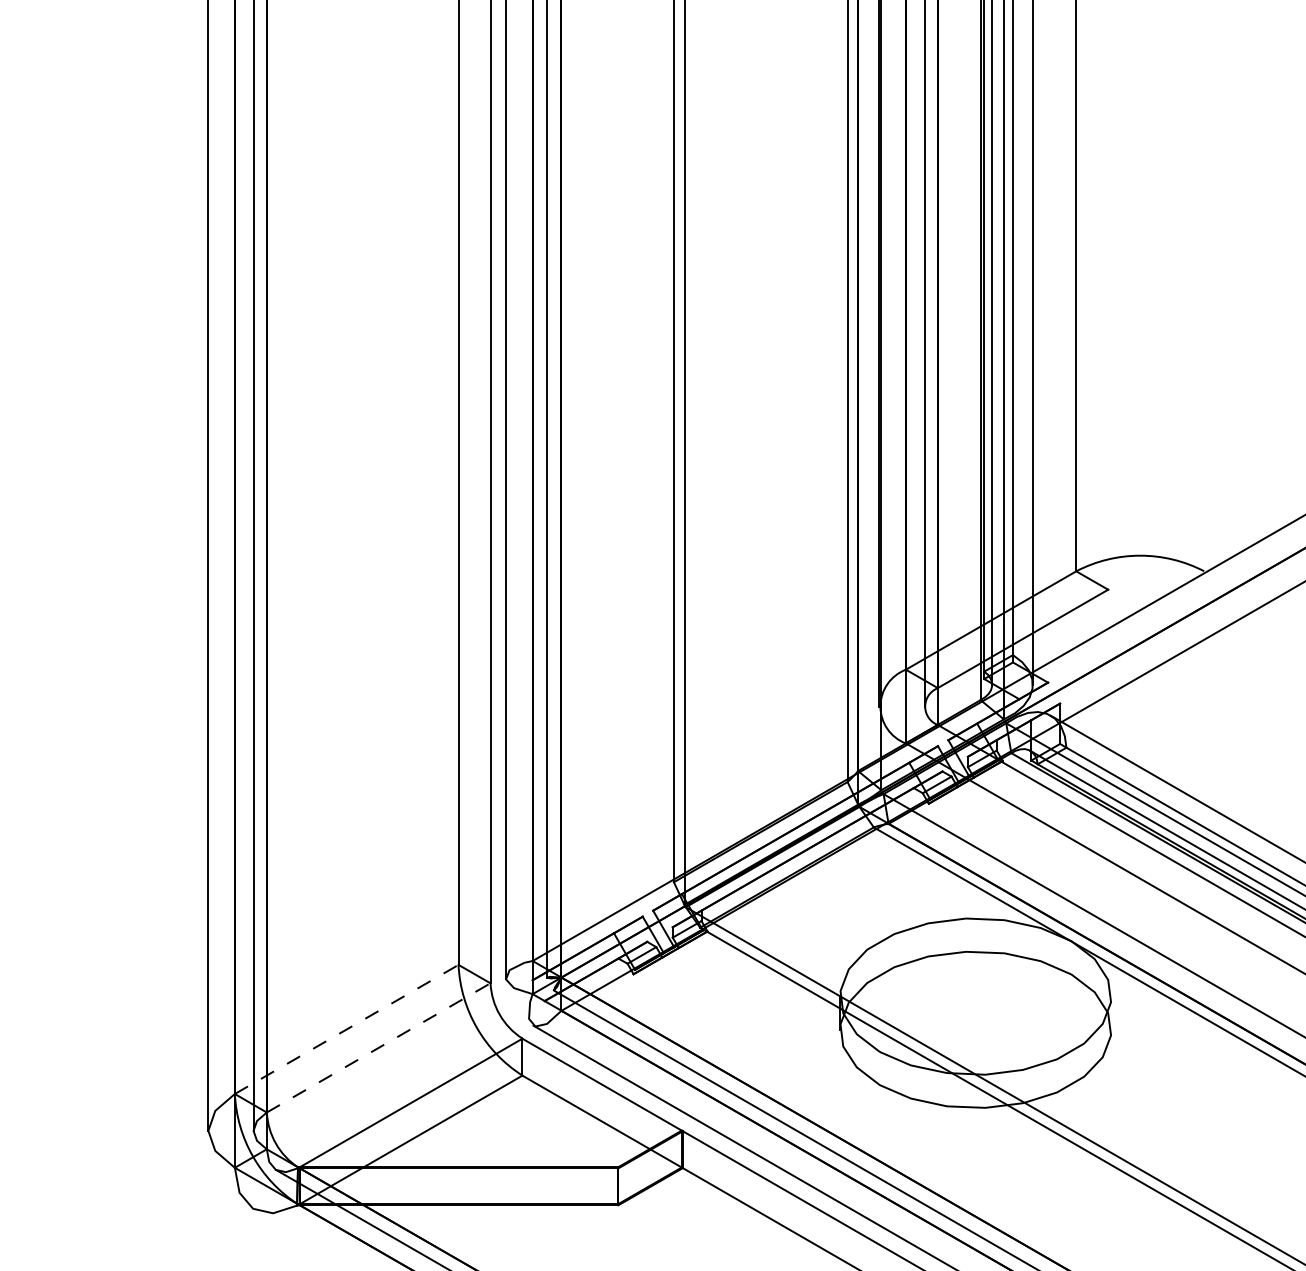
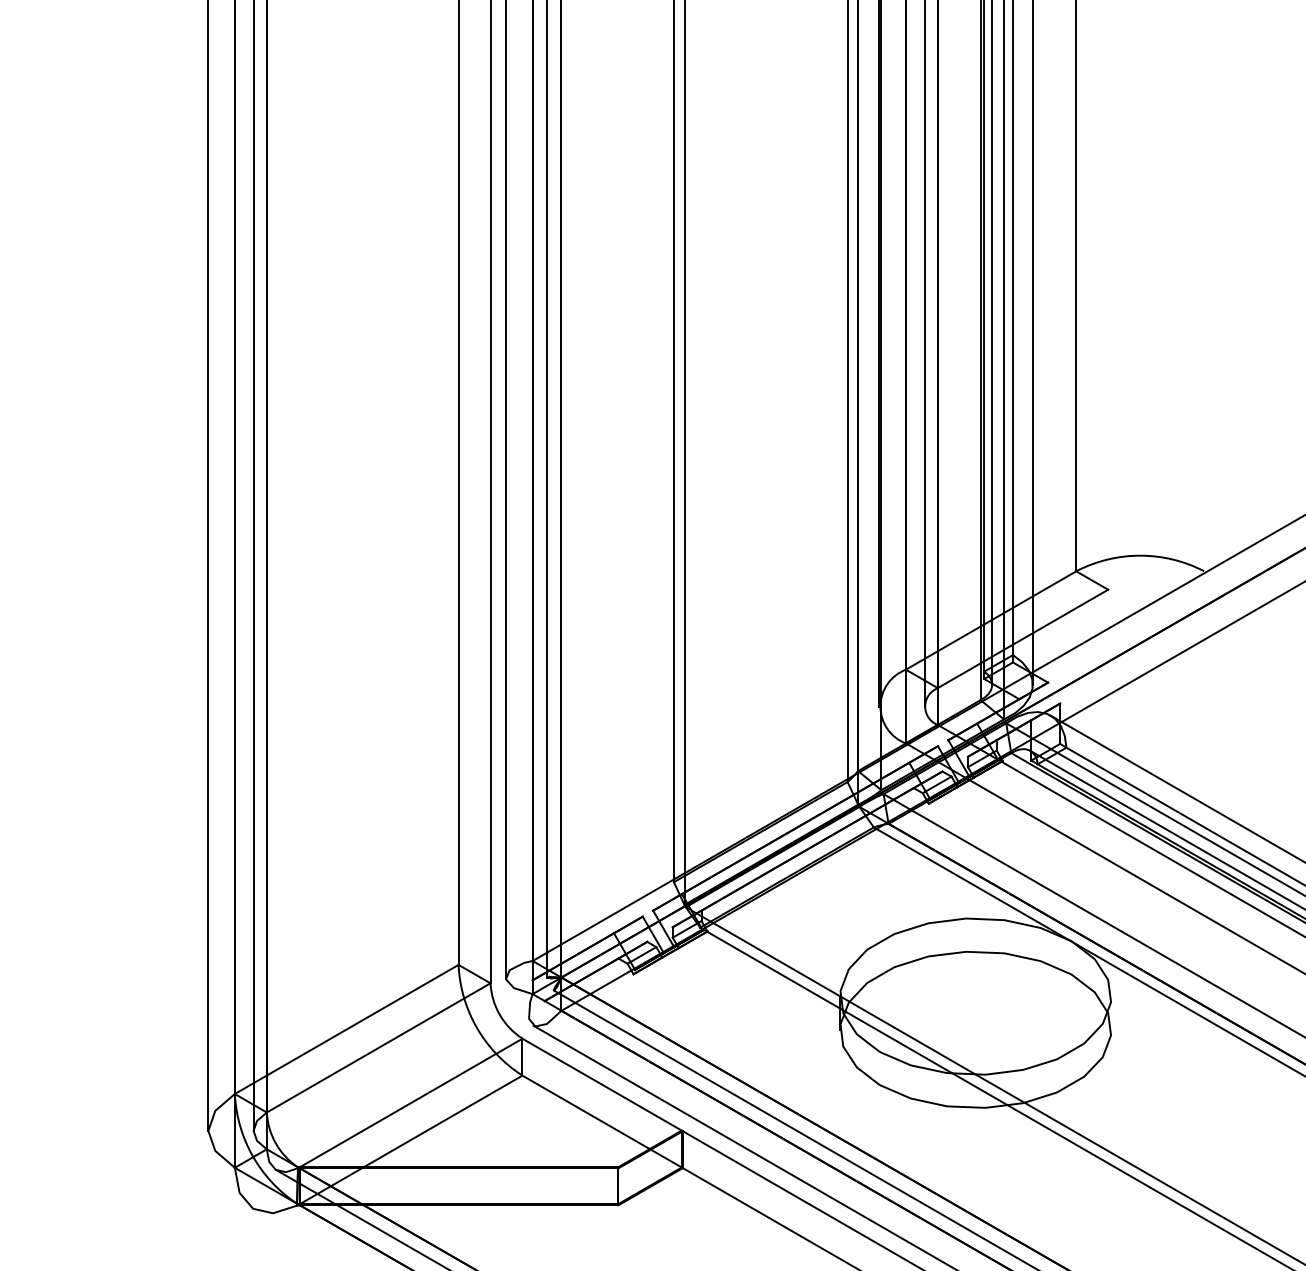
line: dashed -> solid (347, 1029)
line: dashed -> solid (379, 1047)
